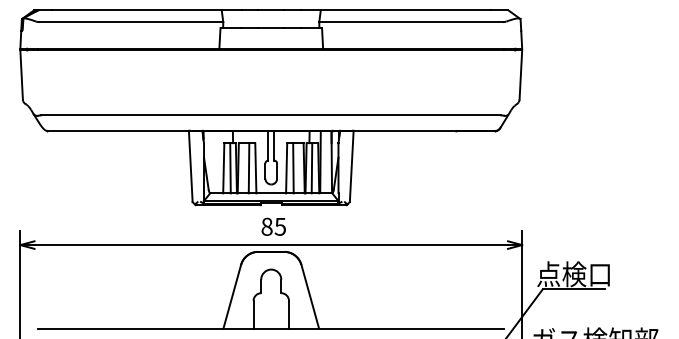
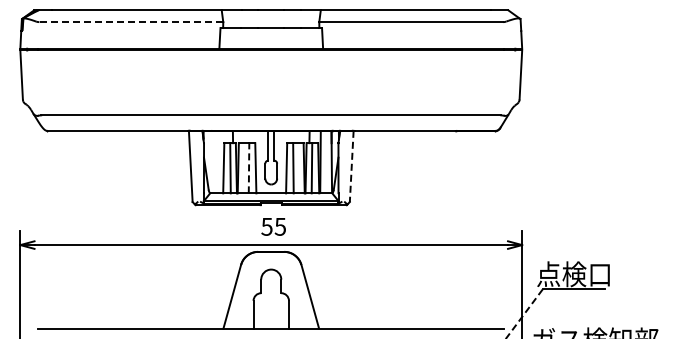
line: solid -> dashed (131, 22)
line: solid -> dashed (351, 166)
line: solid -> dashed (249, 167)
text: 85 -> 55 (266, 226)
line: solid -> dashed (524, 314)
